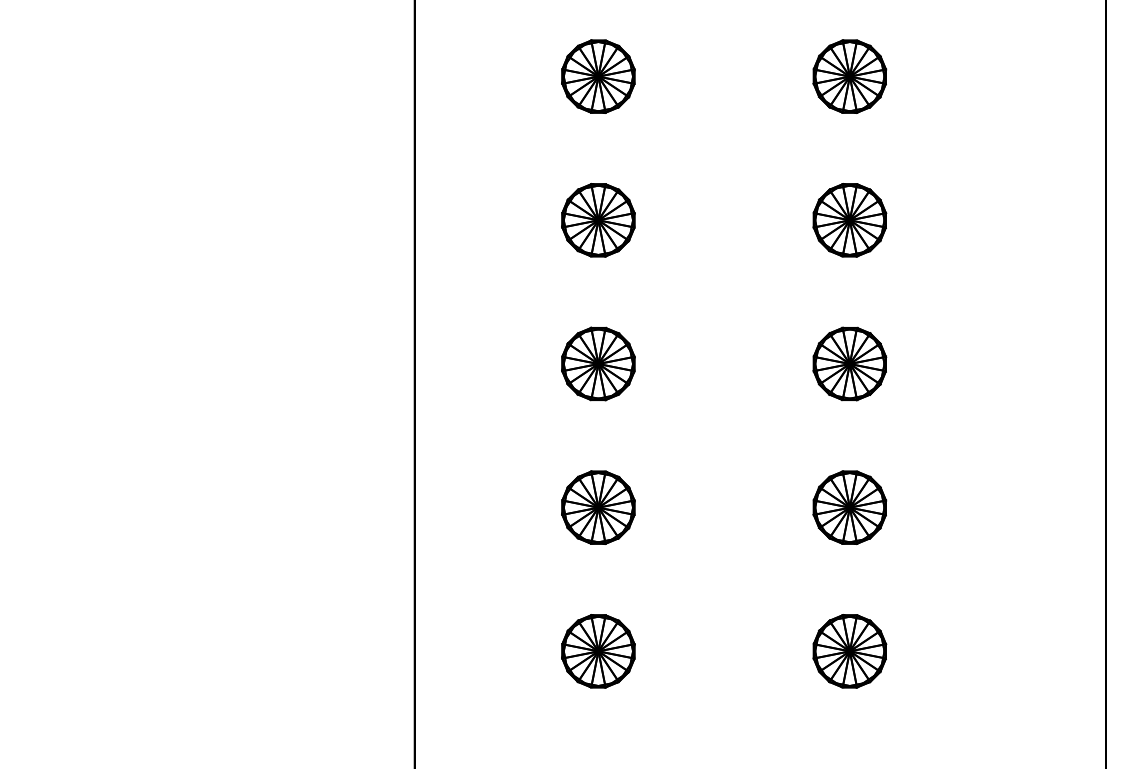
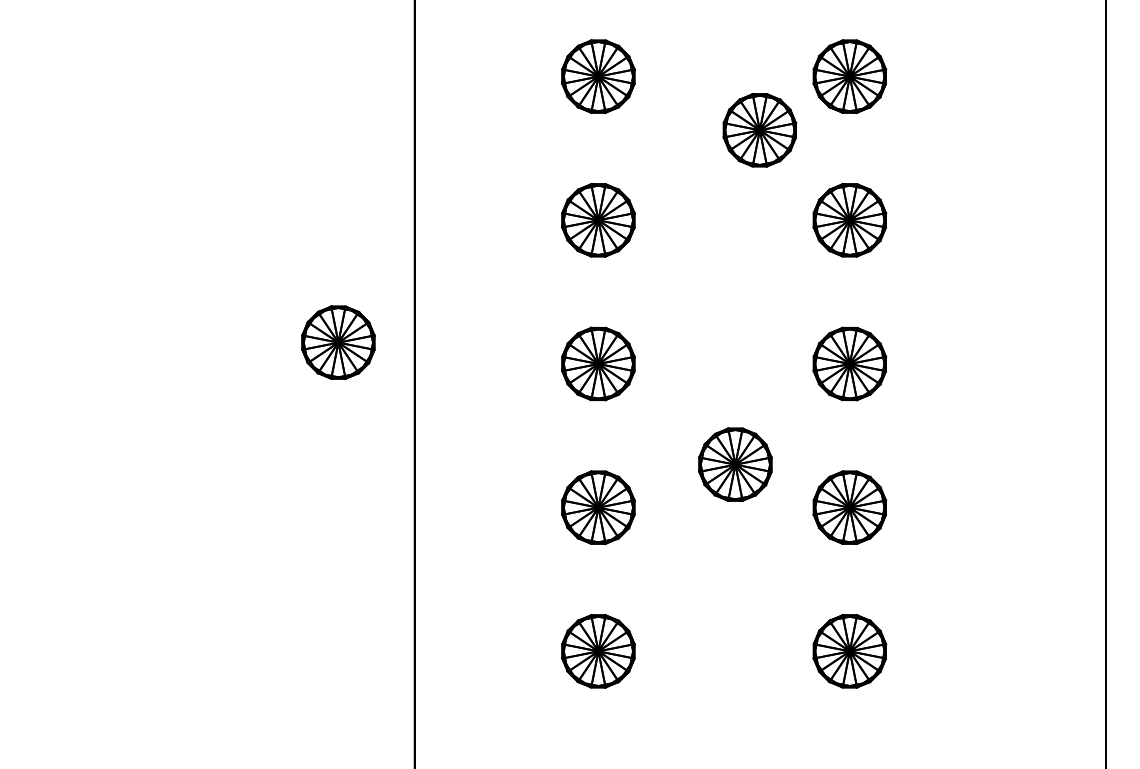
part: none -> present (759, 130)
part: none -> present (338, 342)
part: none -> present (735, 464)
